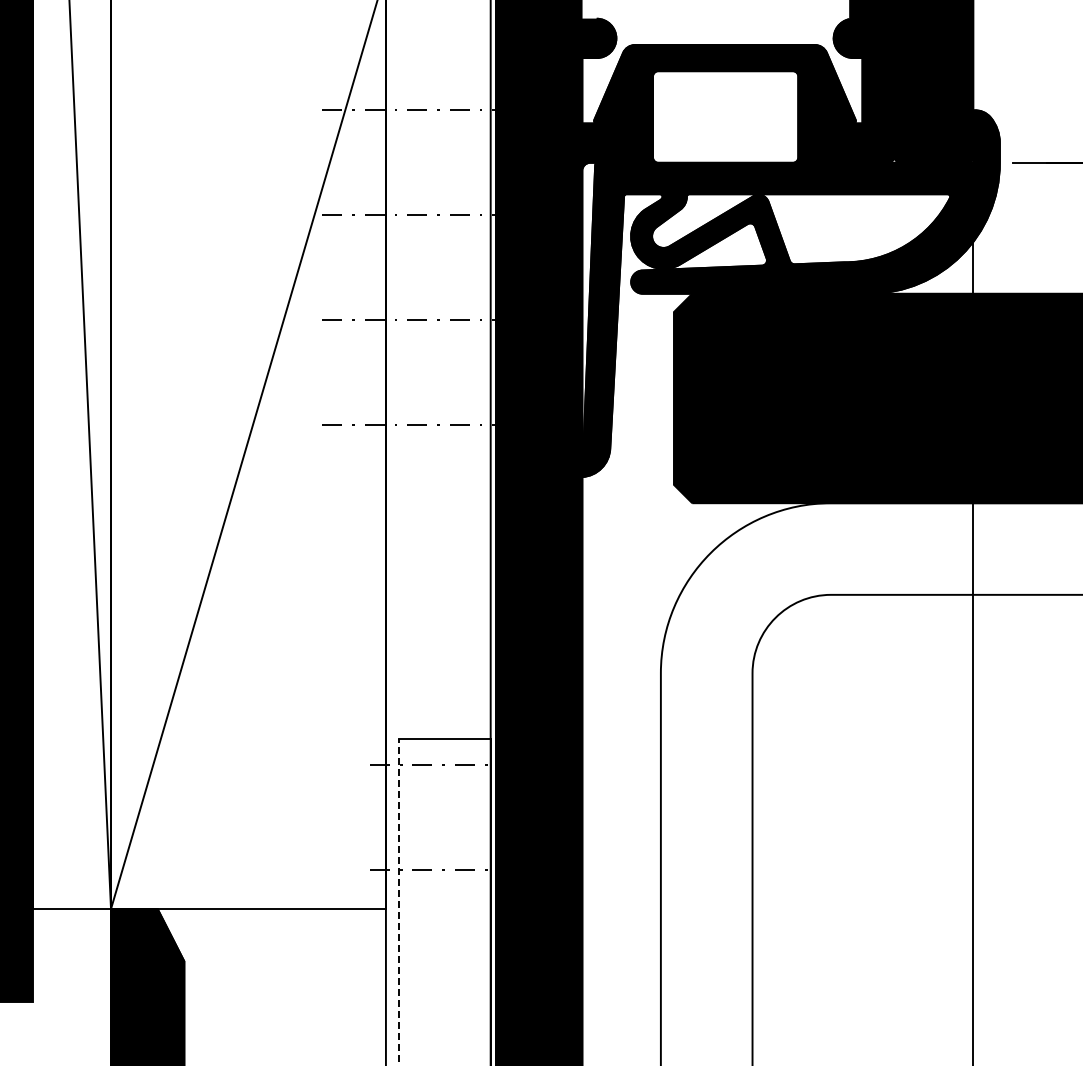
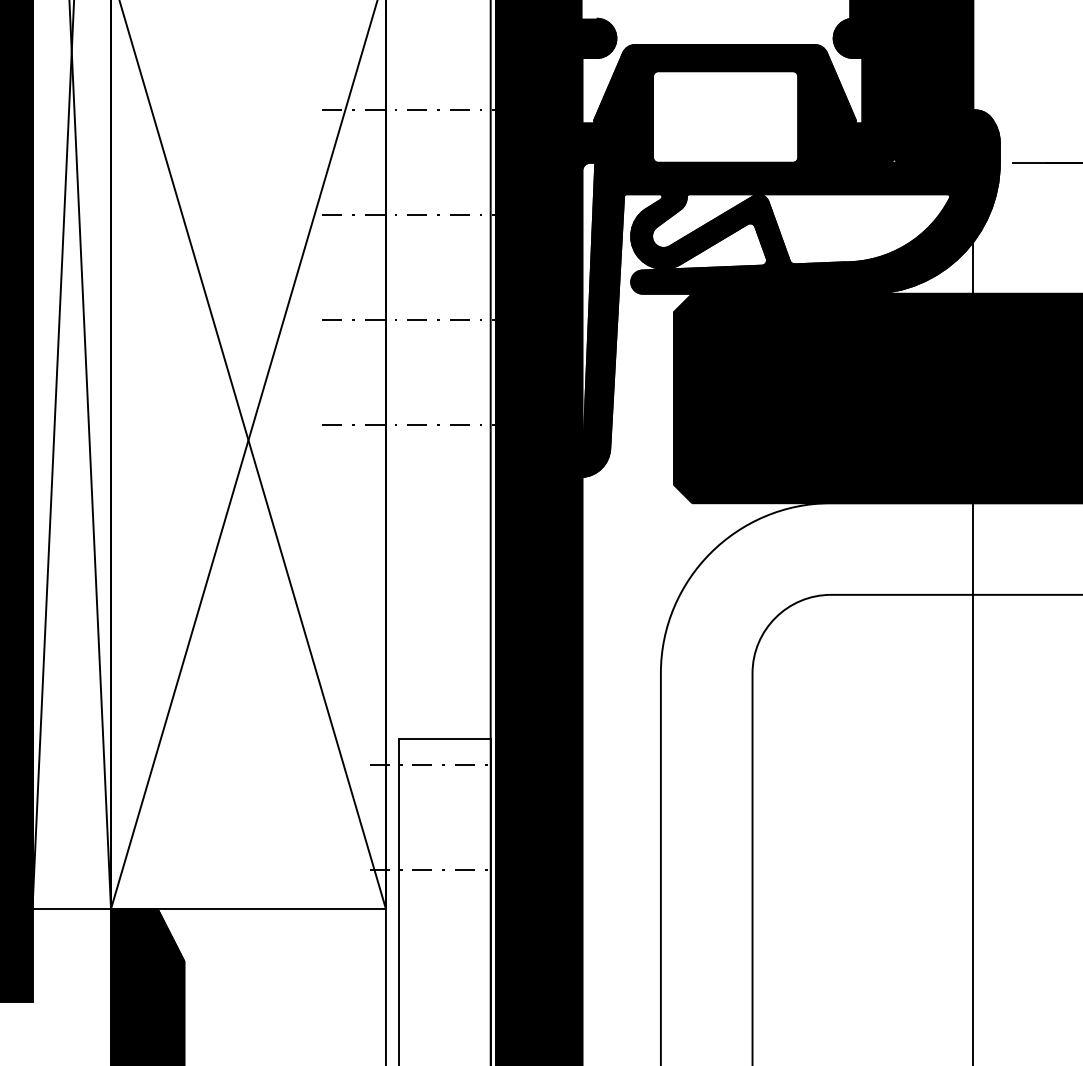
line: none -> present (53, 455)
line: none -> present (252, 455)
line: dashed -> solid (399, 901)
